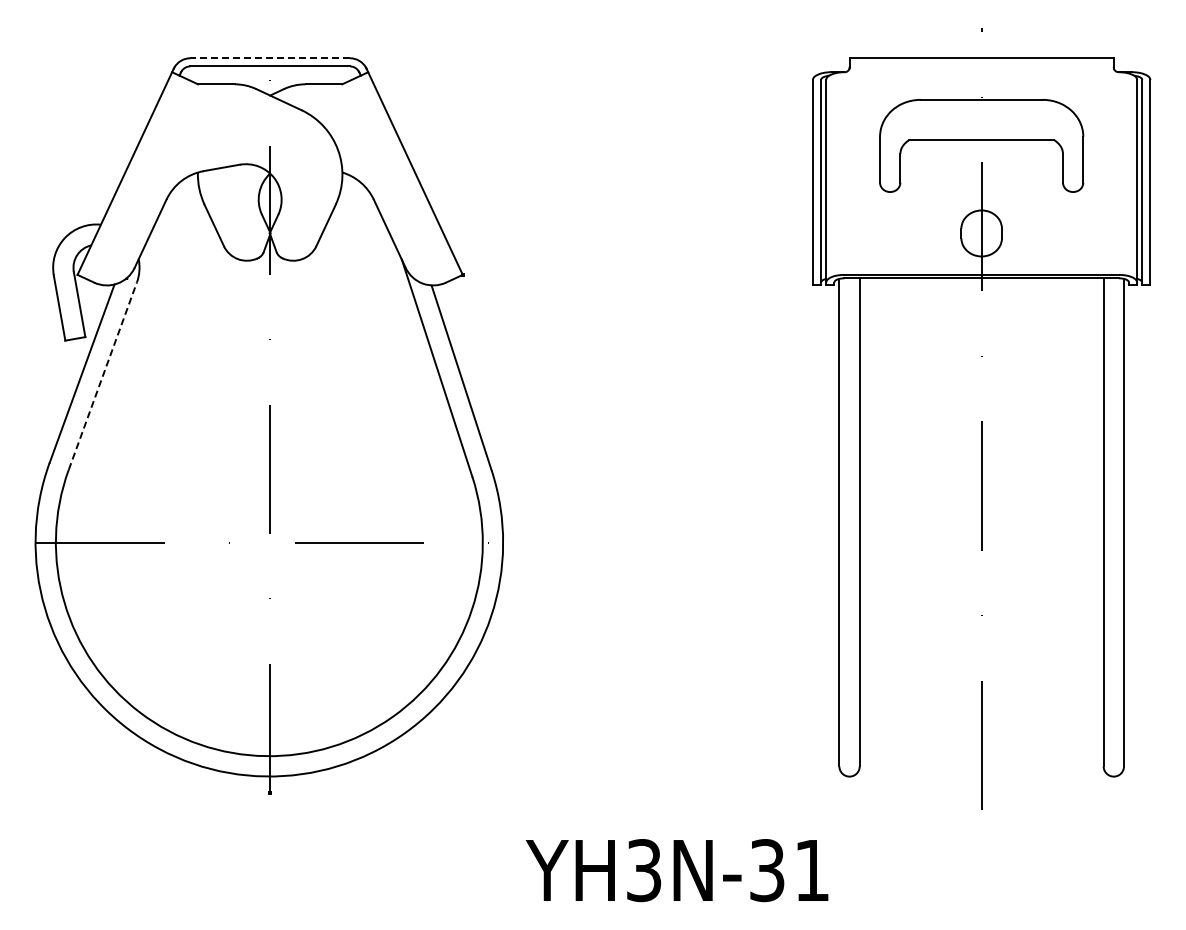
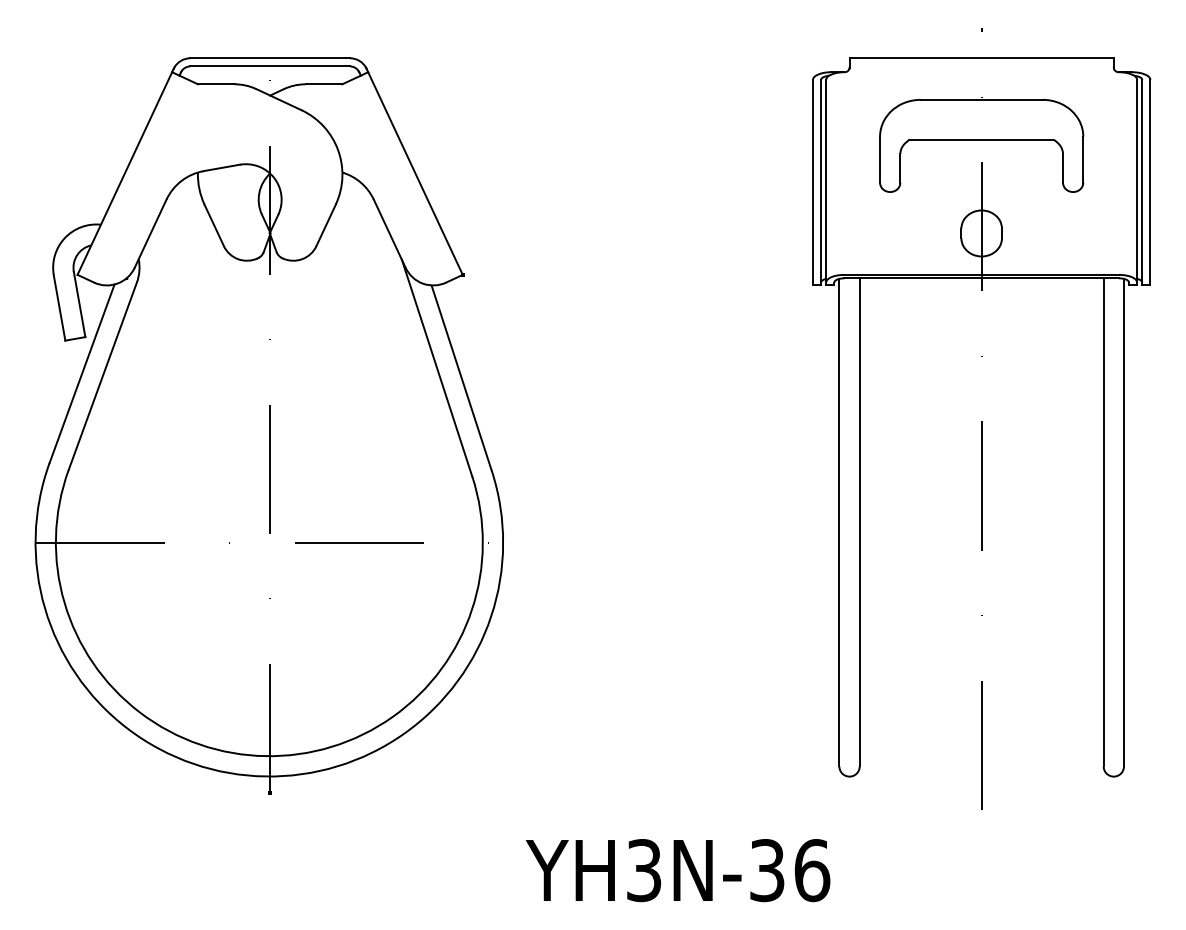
line: dashed -> solid (270, 58)
line: dashed -> solid (102, 376)
text: YH3N-31 -> YH3N-36 (812, 870)
